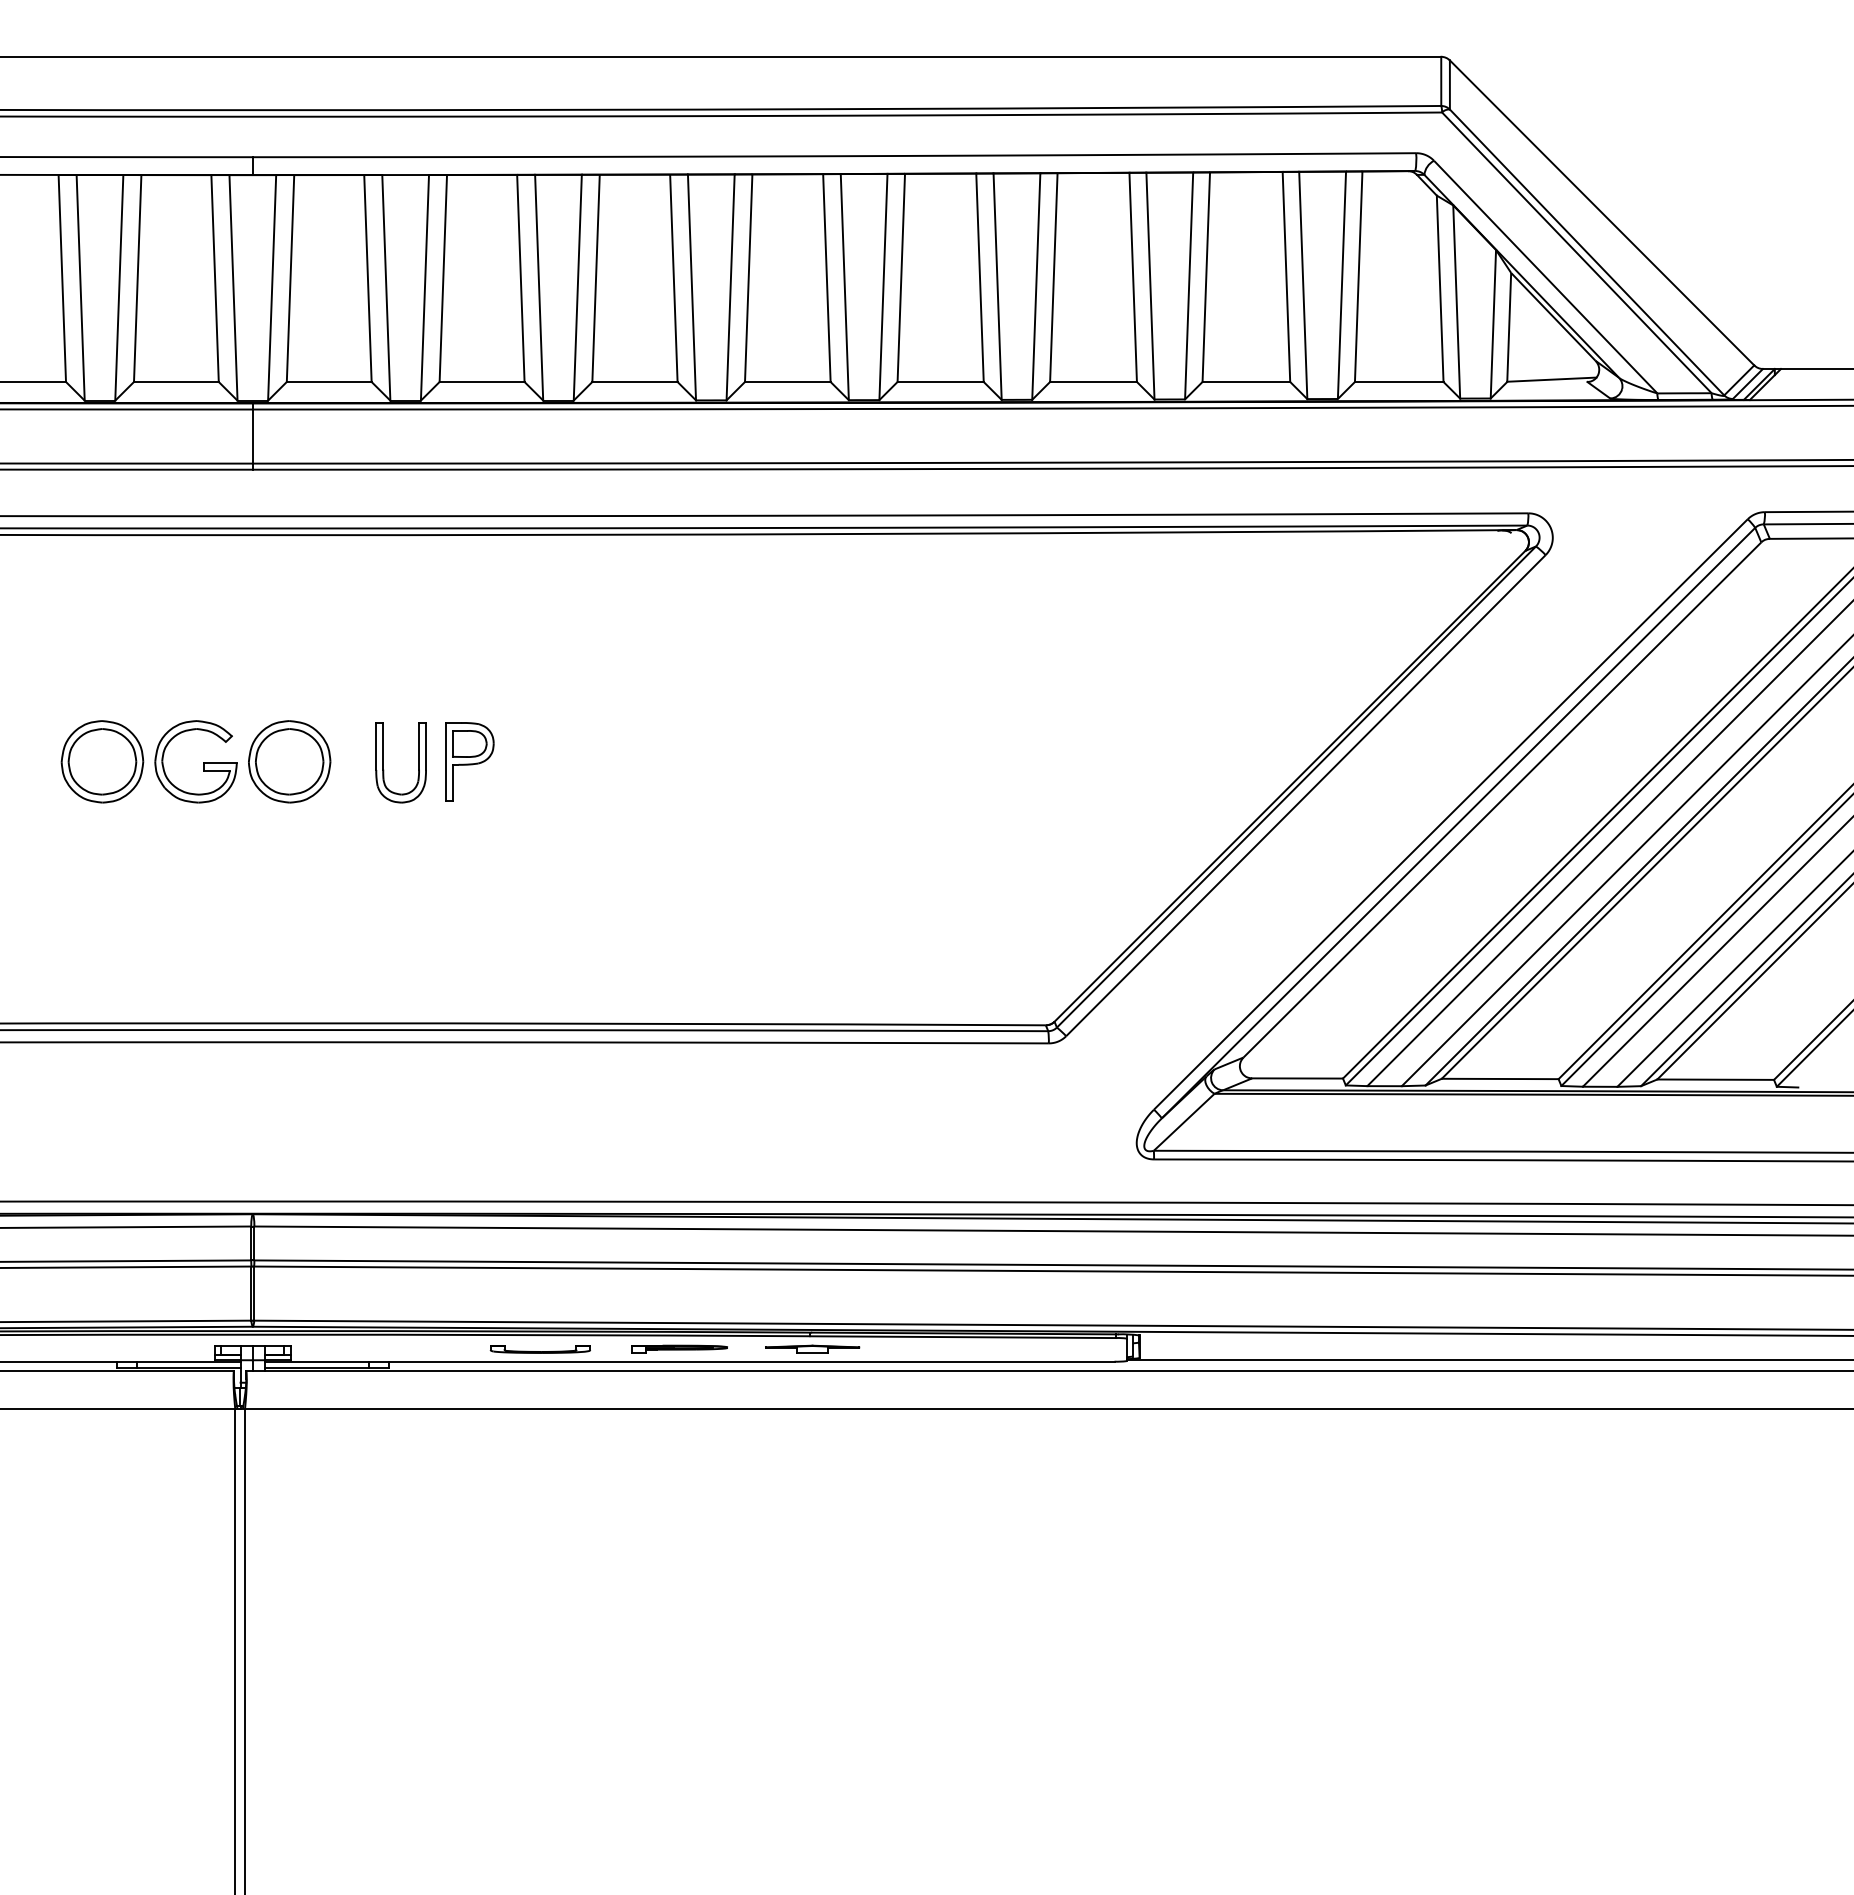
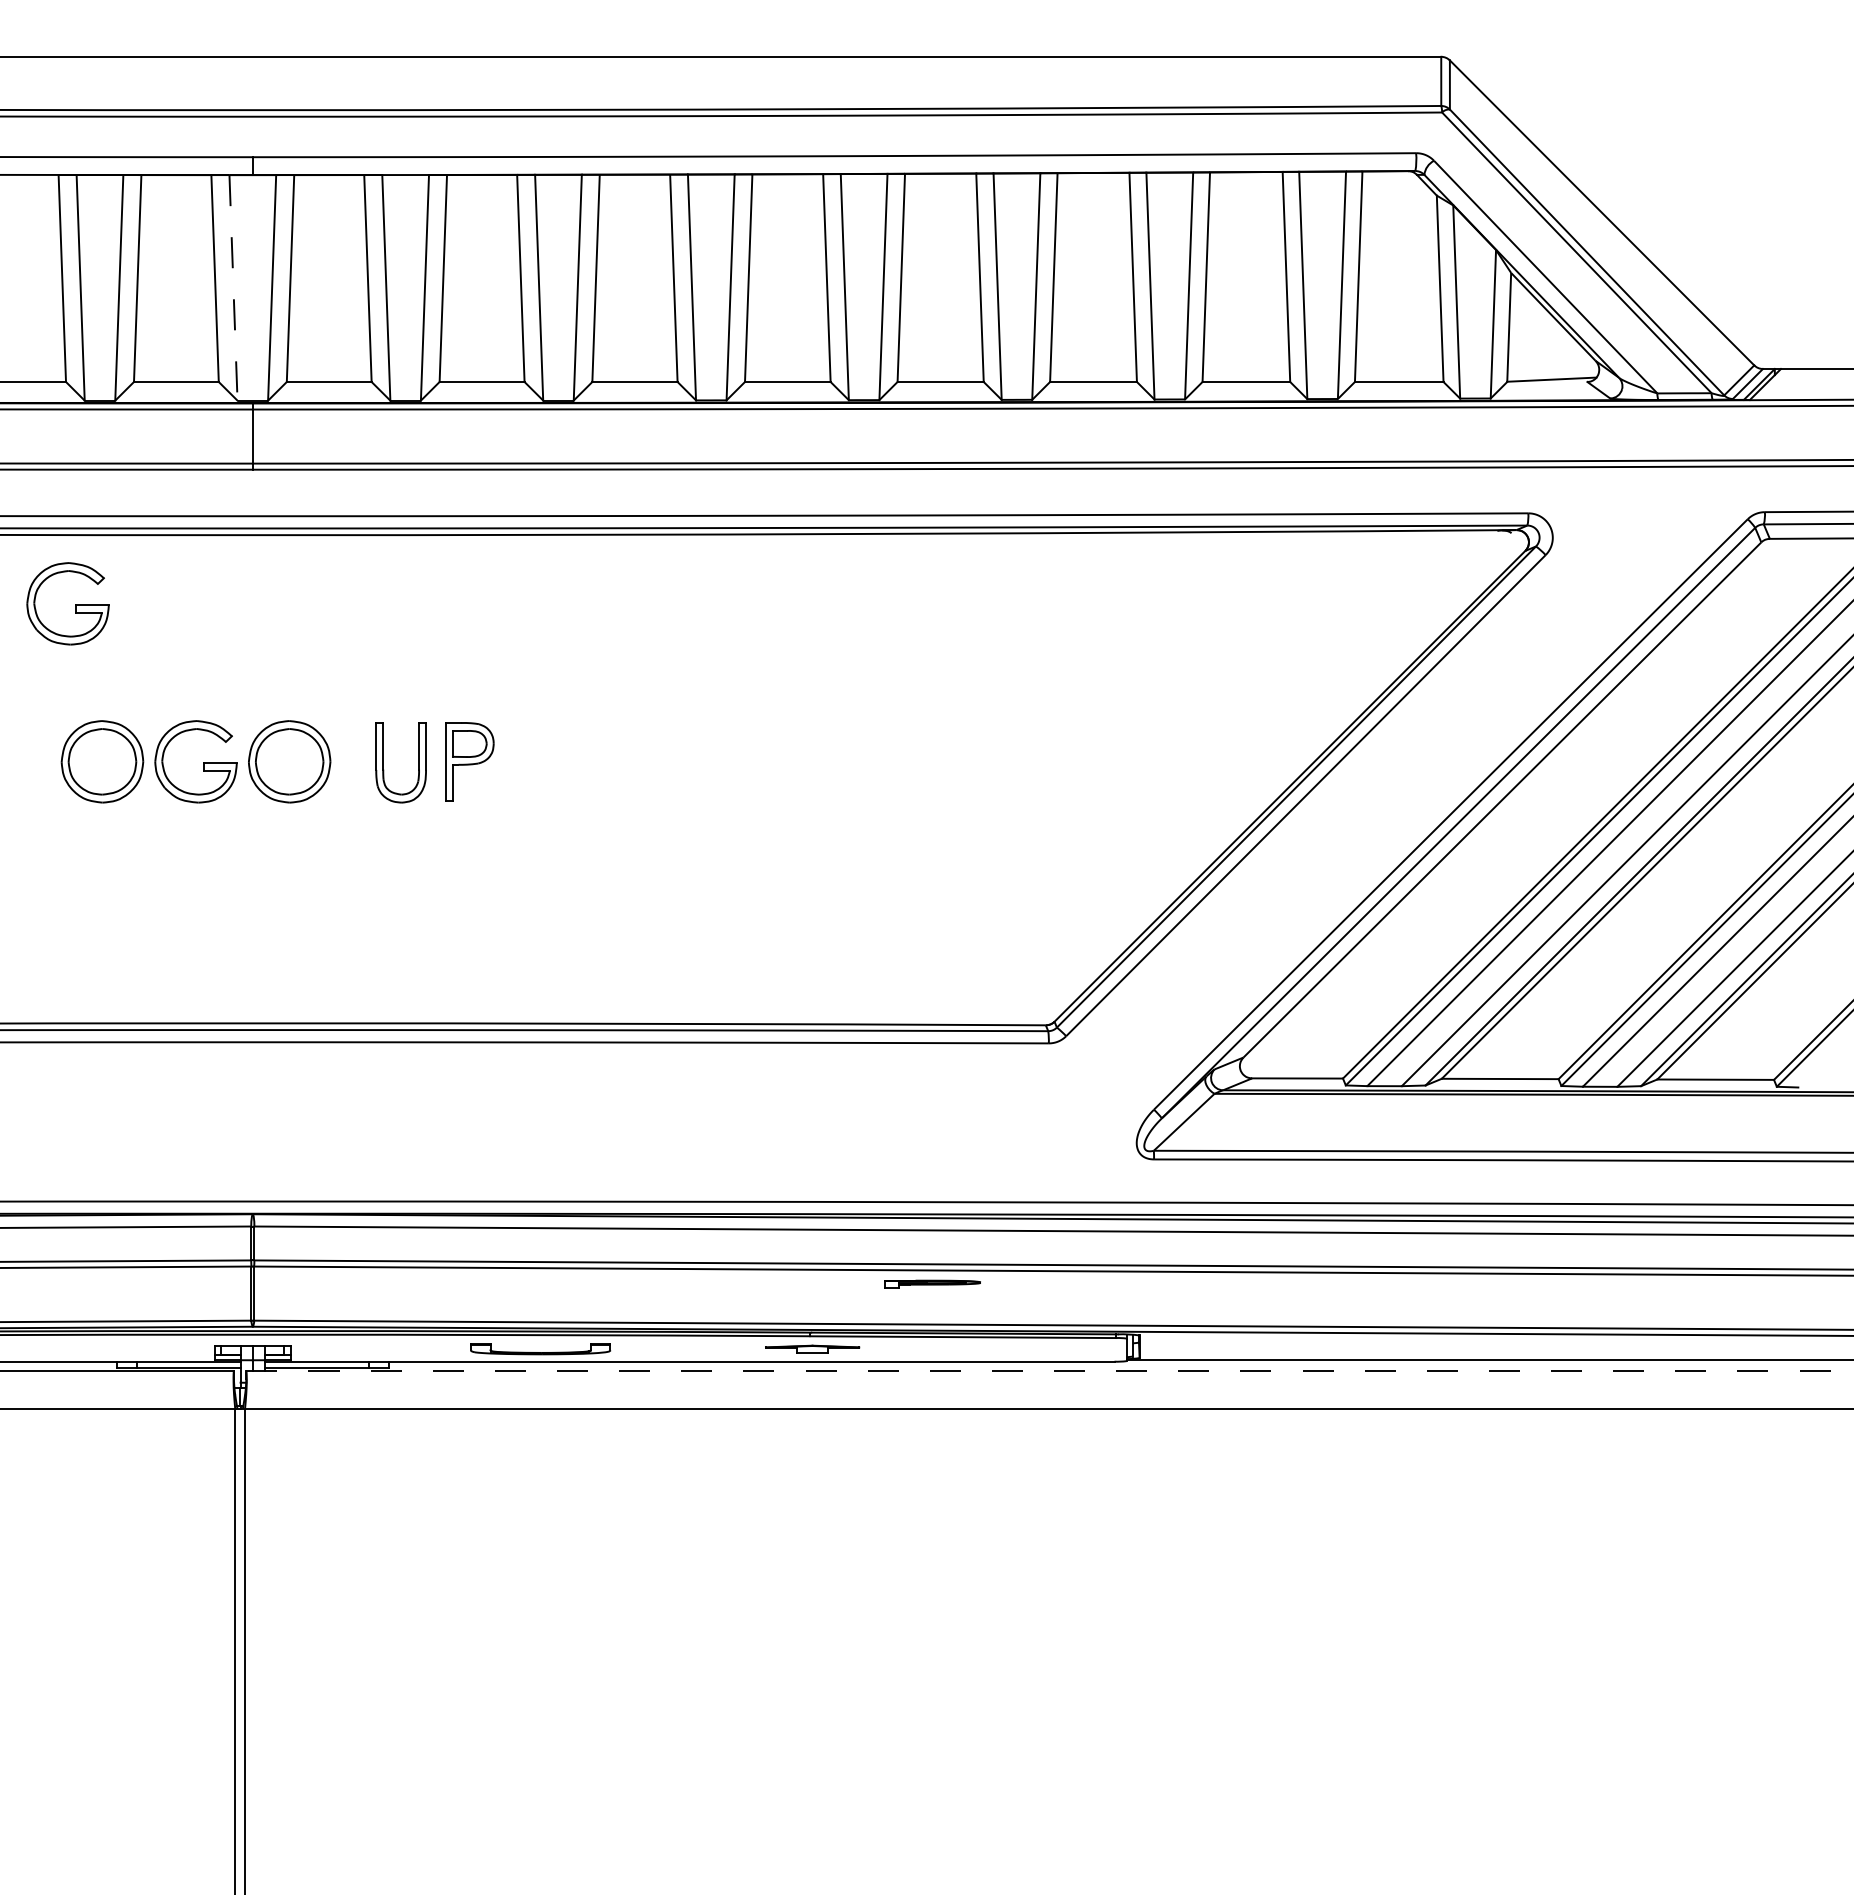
line: solid -> dashed (233, 287)
part: none -> present (75, 604)
part position: (679, 1348) -> (932, 1283) (932, 1283)
part size: 102x9 px -> 142x13 px (540, 1349)
line: solid -> dashed (1050, 1371)
